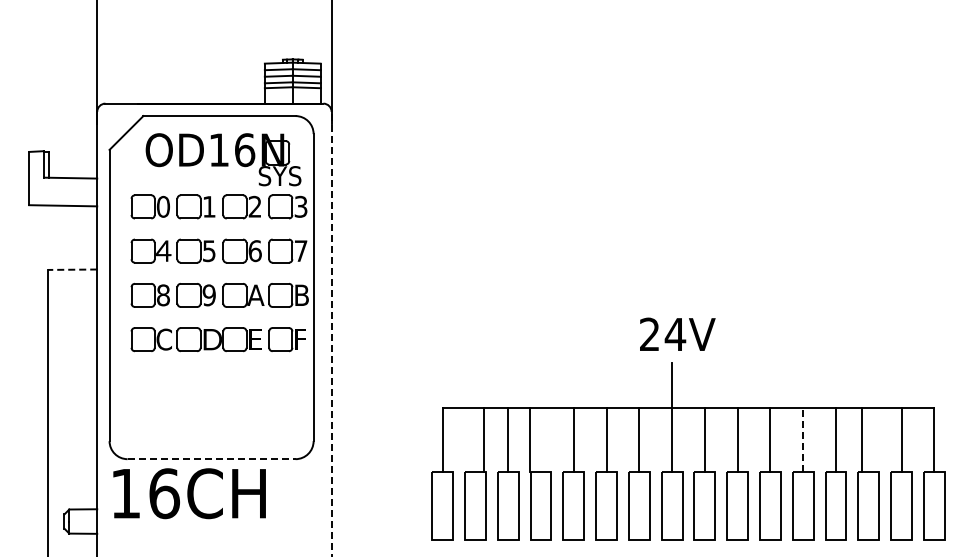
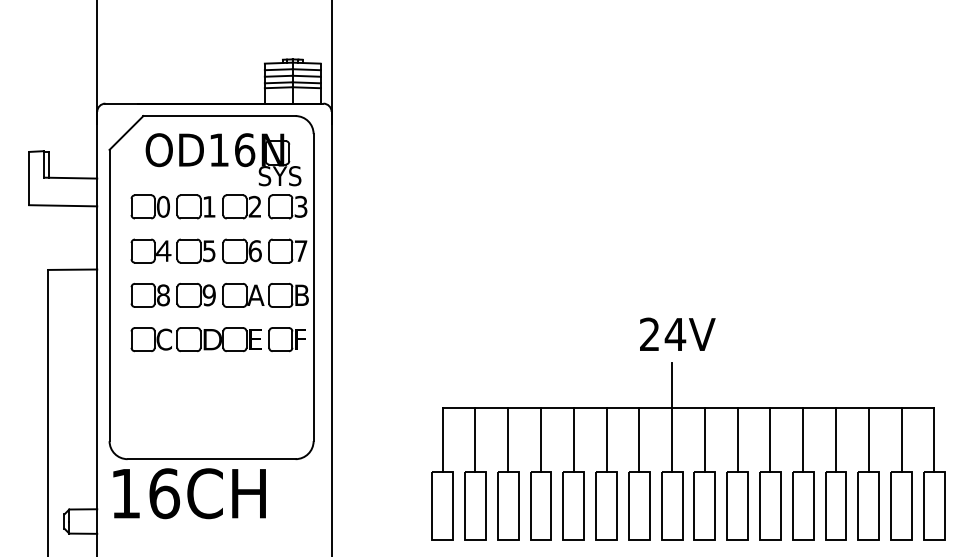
line: dashed -> solid (72, 269)
line: dashed -> solid (331, 333)
line position: (484, 439) -> (475, 439) (475, 439)
line position: (529, 439) -> (540, 439) (540, 439)
line: dashed -> solid (803, 439)
line position: (861, 439) -> (868, 439) (868, 439)
line: dashed -> solid (212, 459)
